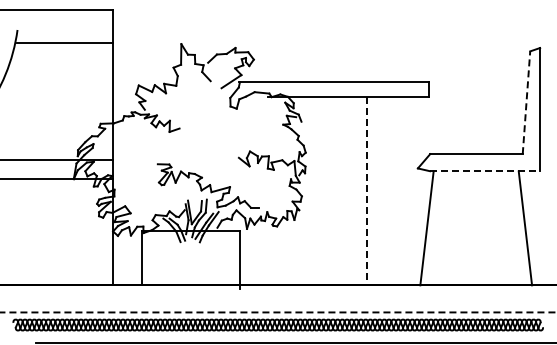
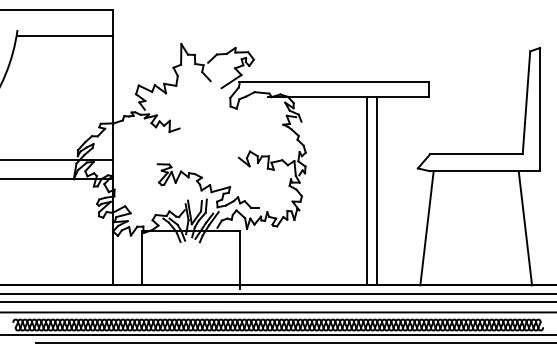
line position: (64, 43) -> (64, 36) (64, 36)
line: dashed -> solid (526, 102)
line: dashed -> solid (485, 171)
line: dashed -> solid (366, 190)
line: none -> present (377, 190)
line: none -> present (277, 294)
line: none -> present (277, 302)
line: dashed -> solid (278, 312)
line: none -> present (277, 334)
